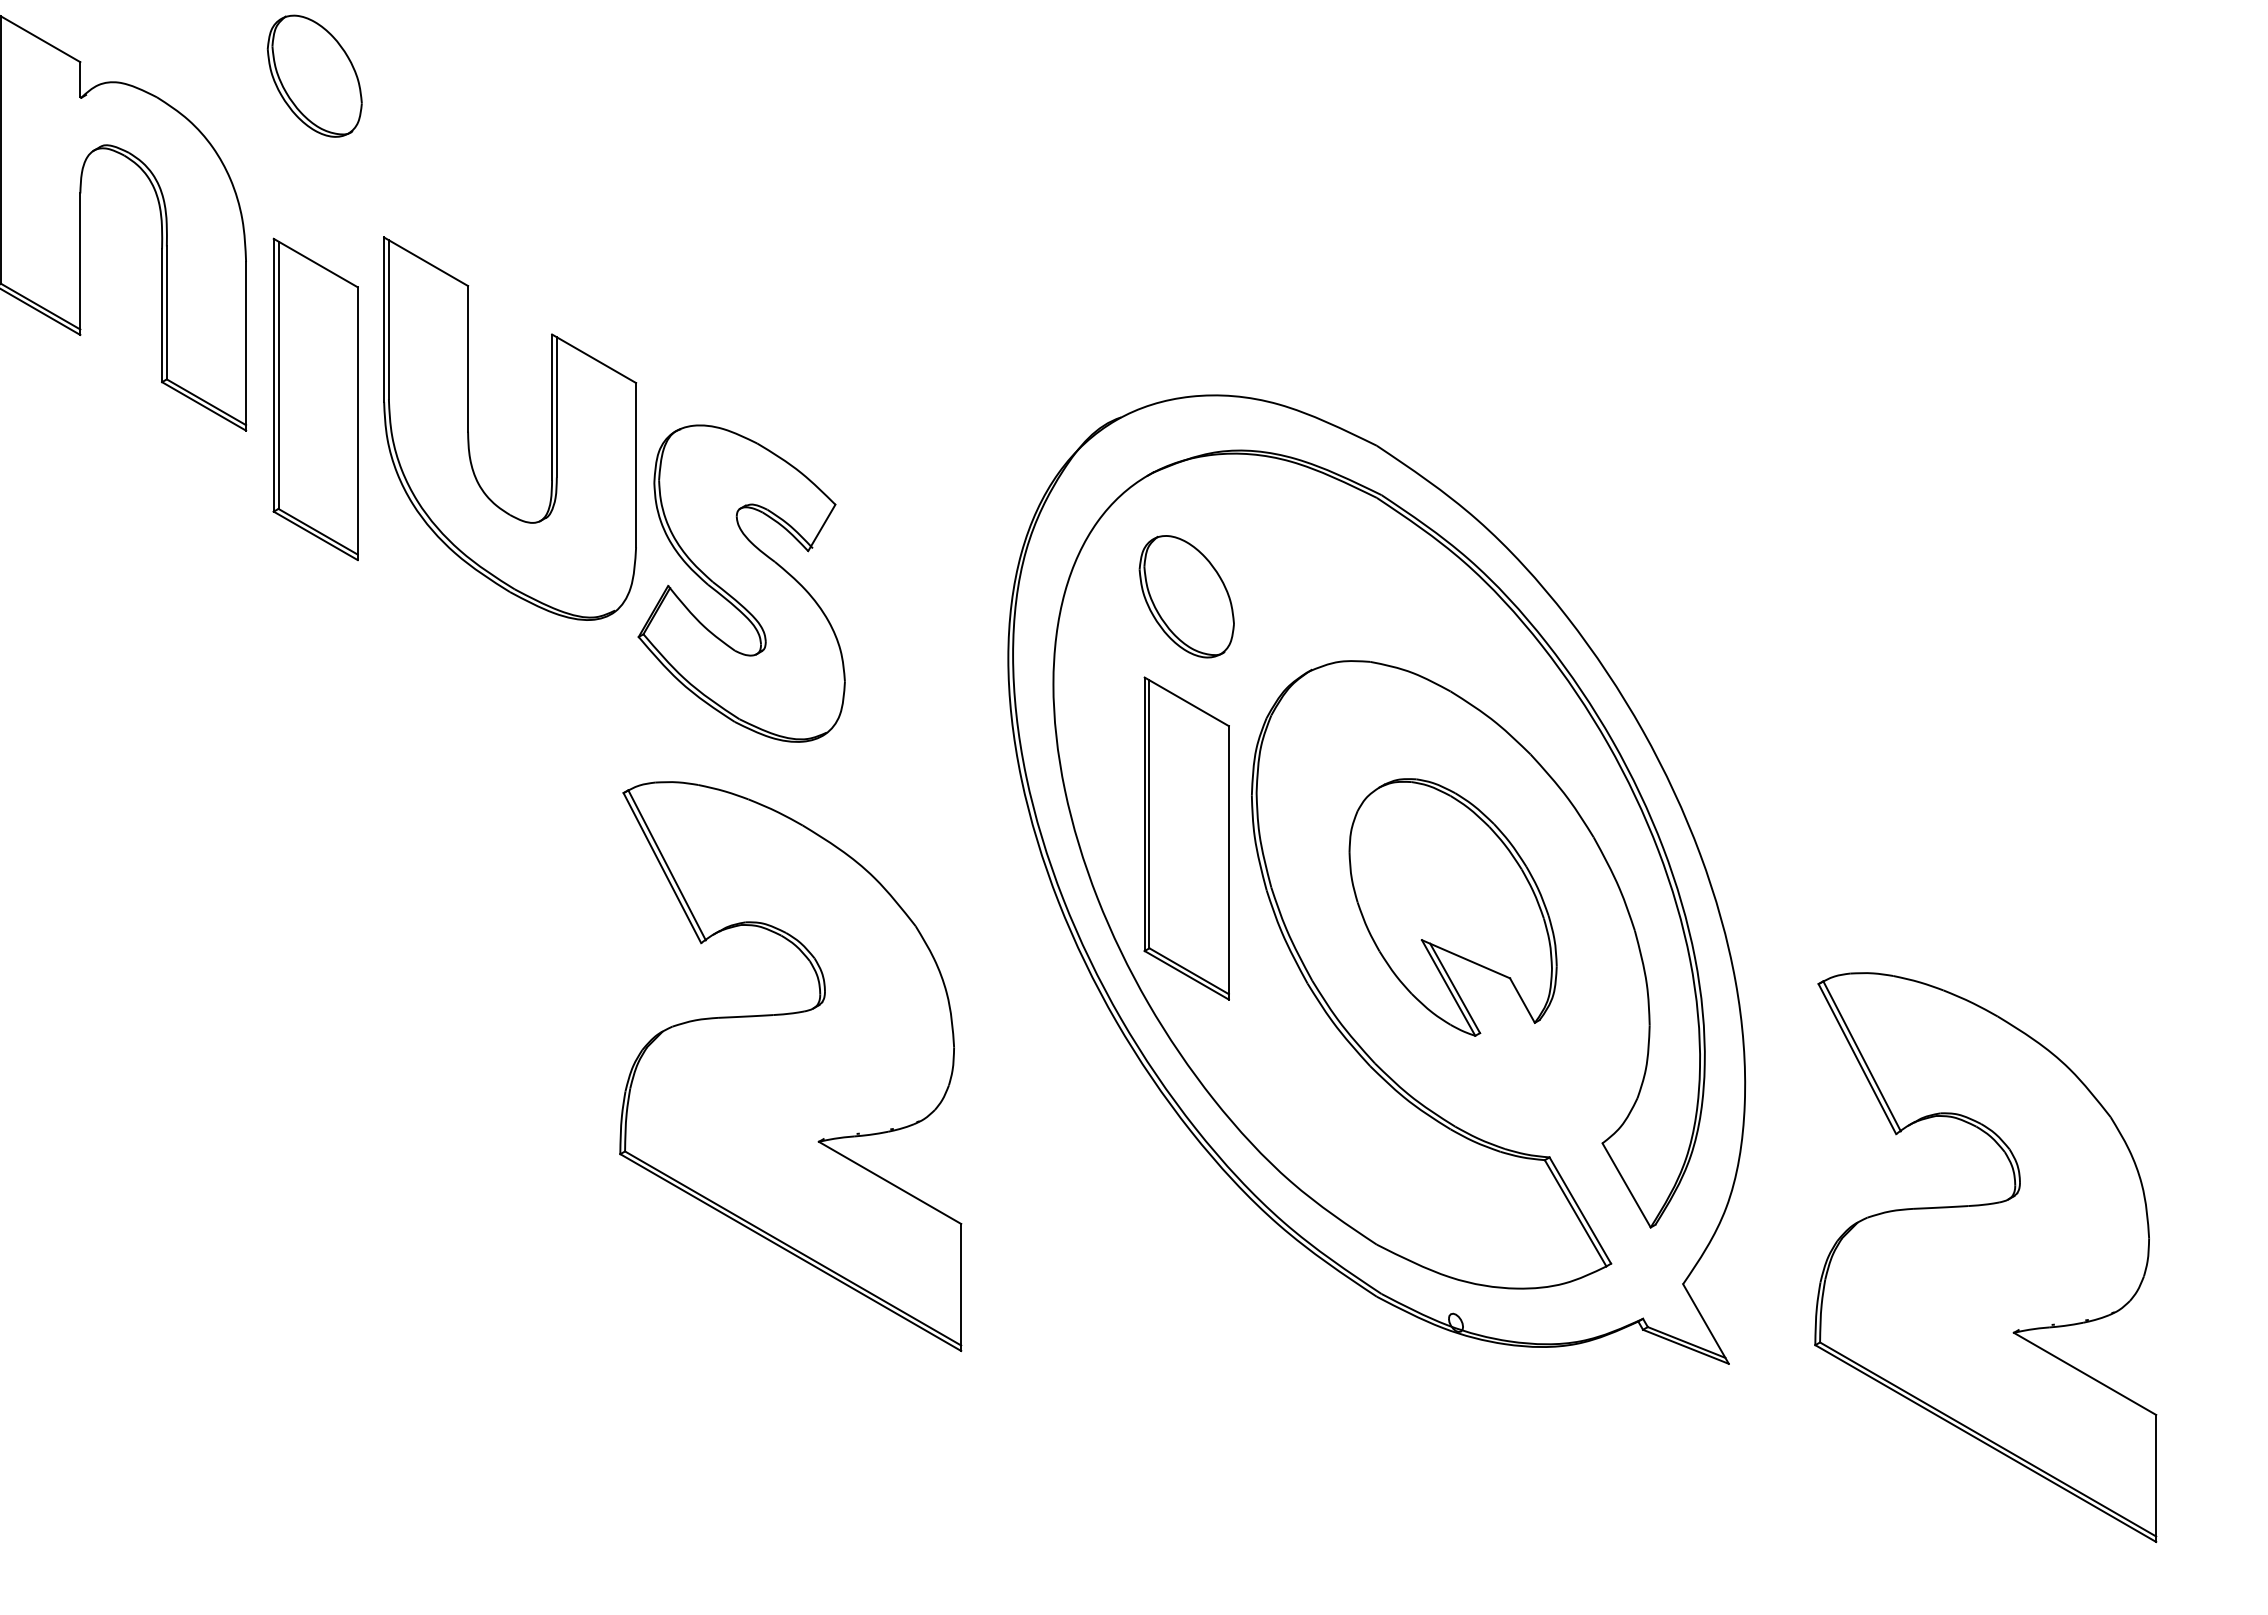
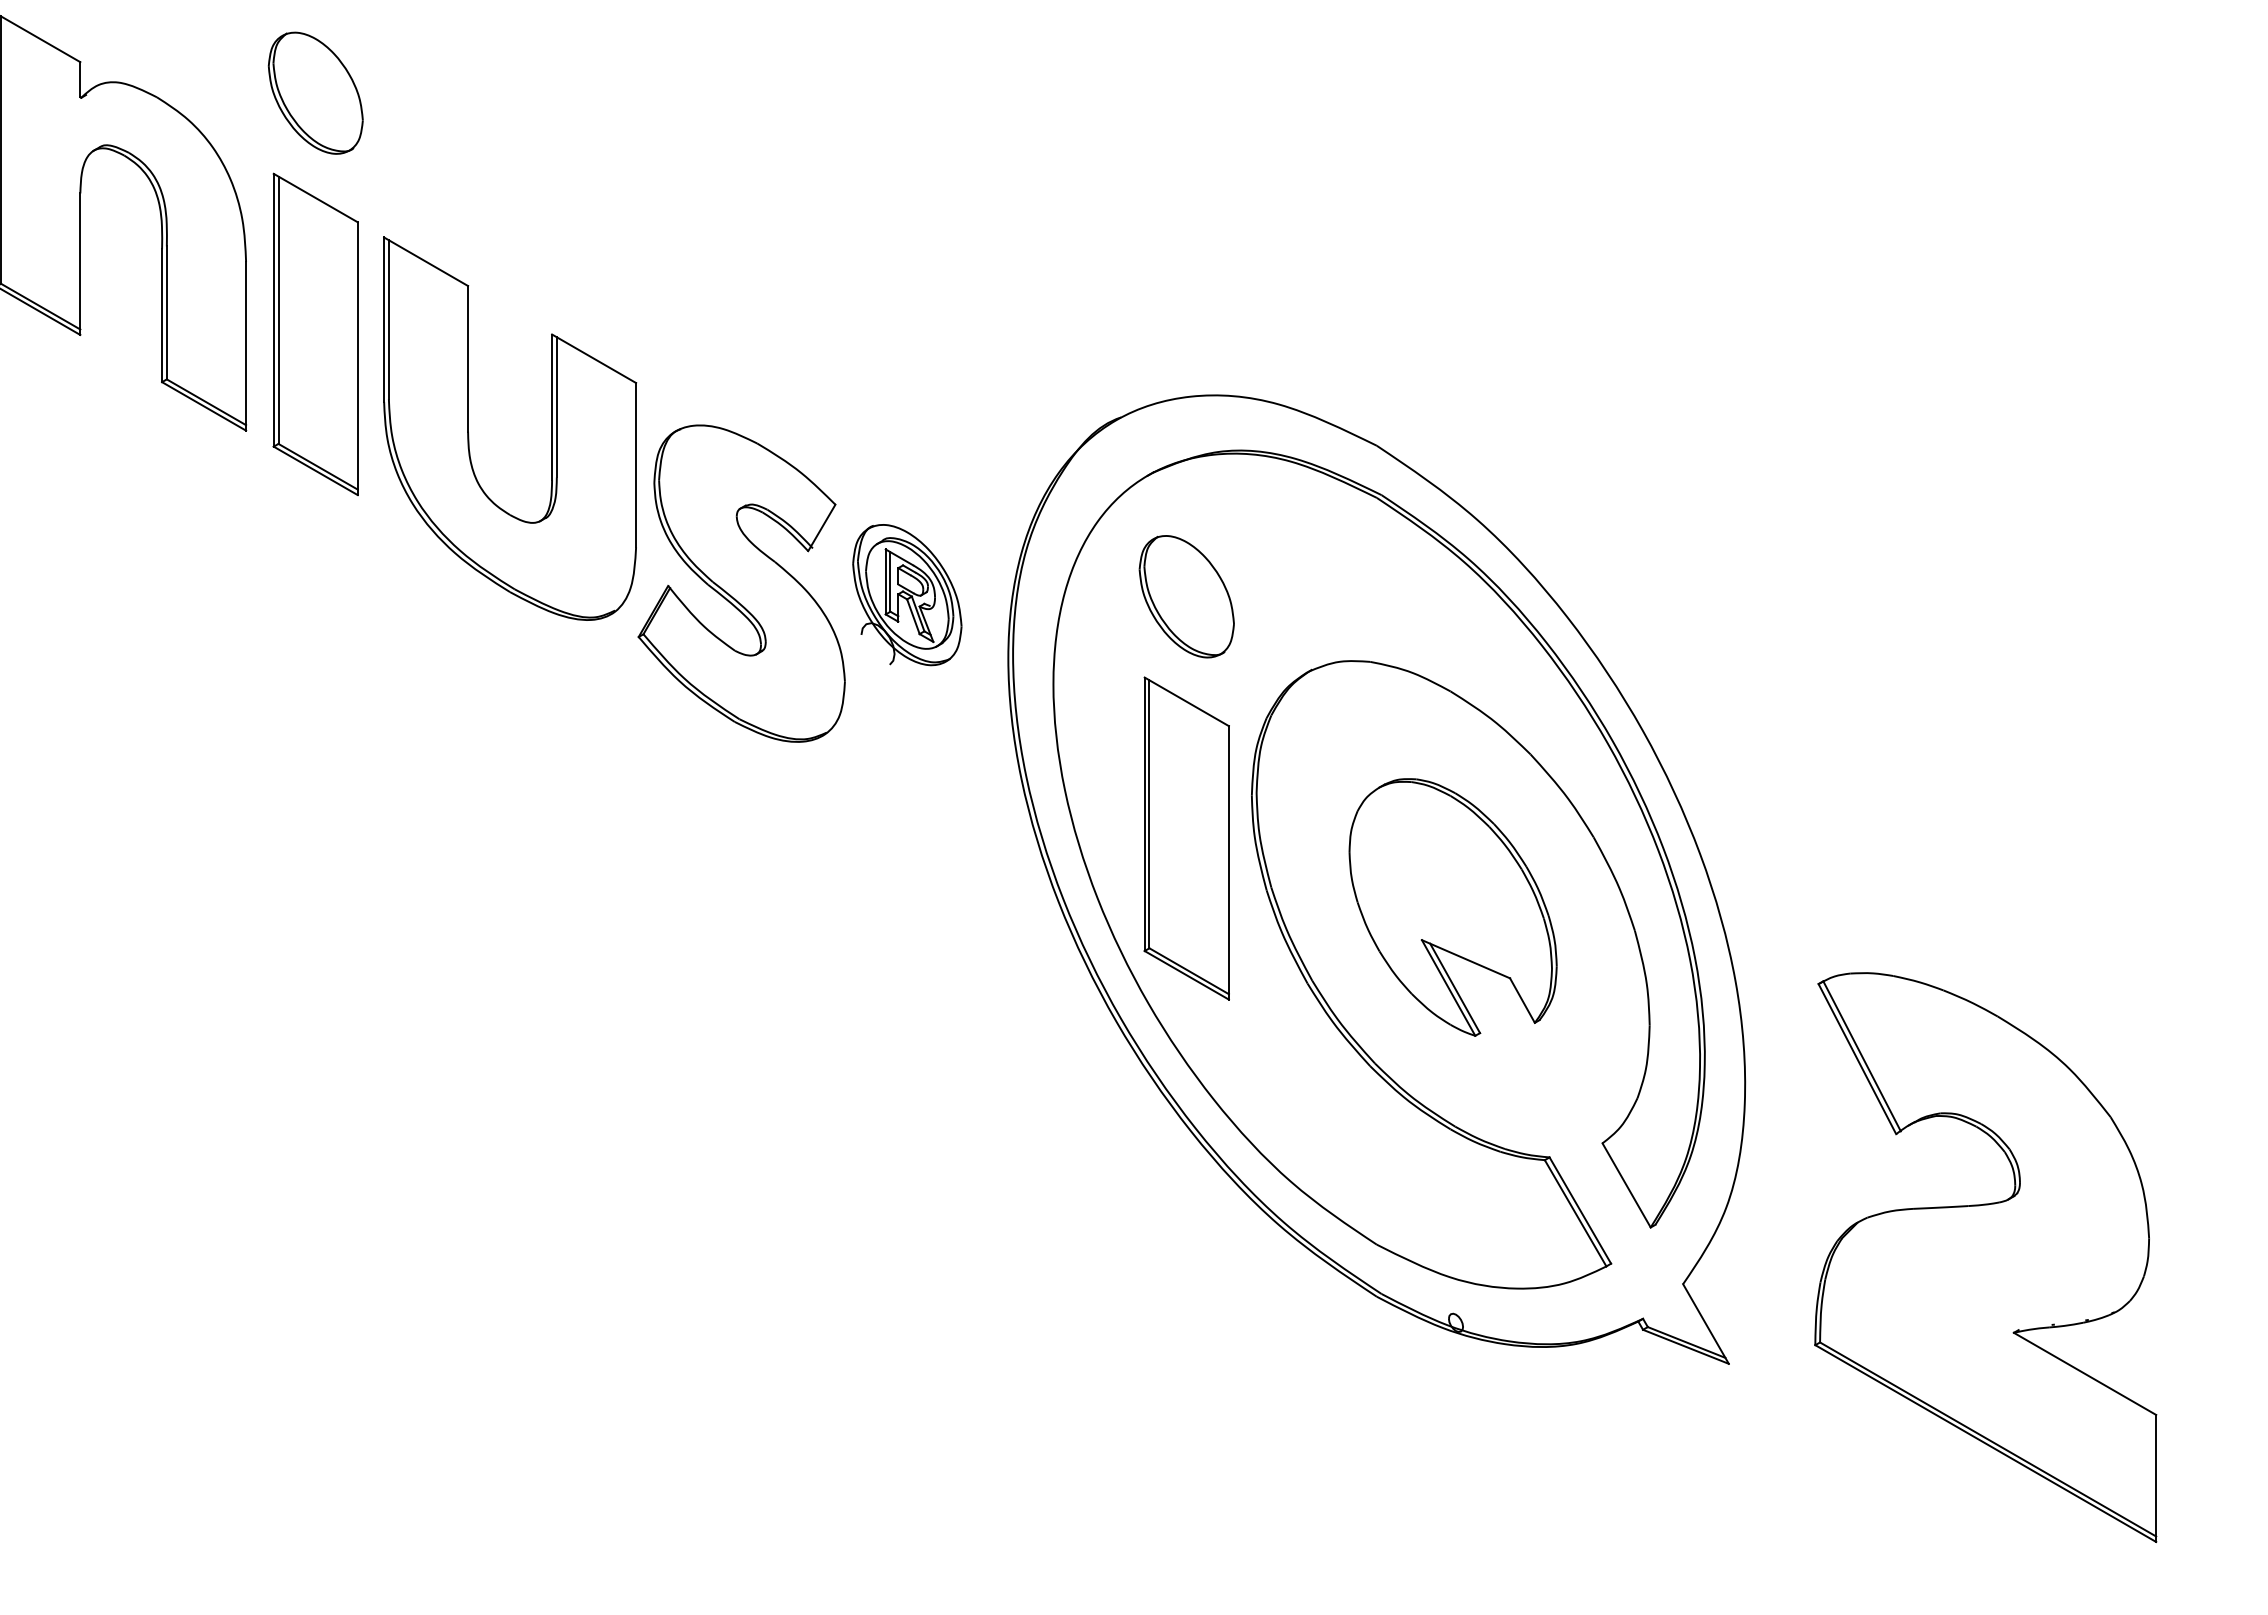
part position: (314, 75) -> (315, 92) (315, 92)
part position: (315, 398) -> (315, 333) (315, 333)
part: none -> present (907, 595)
part: present -> none (790, 1066)
